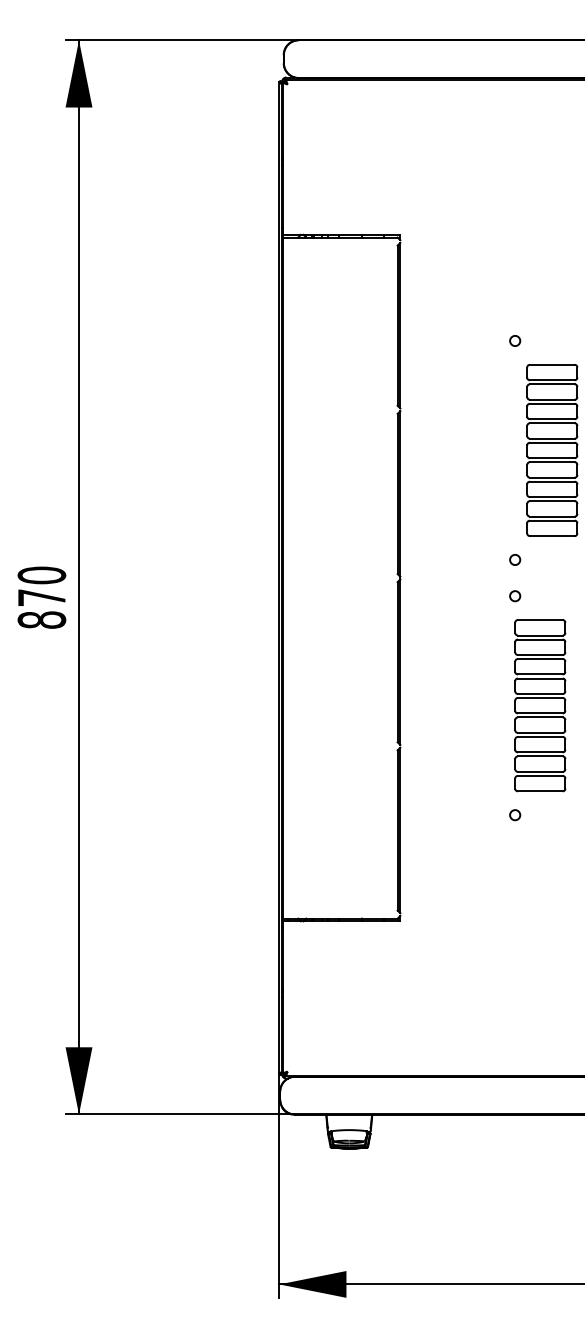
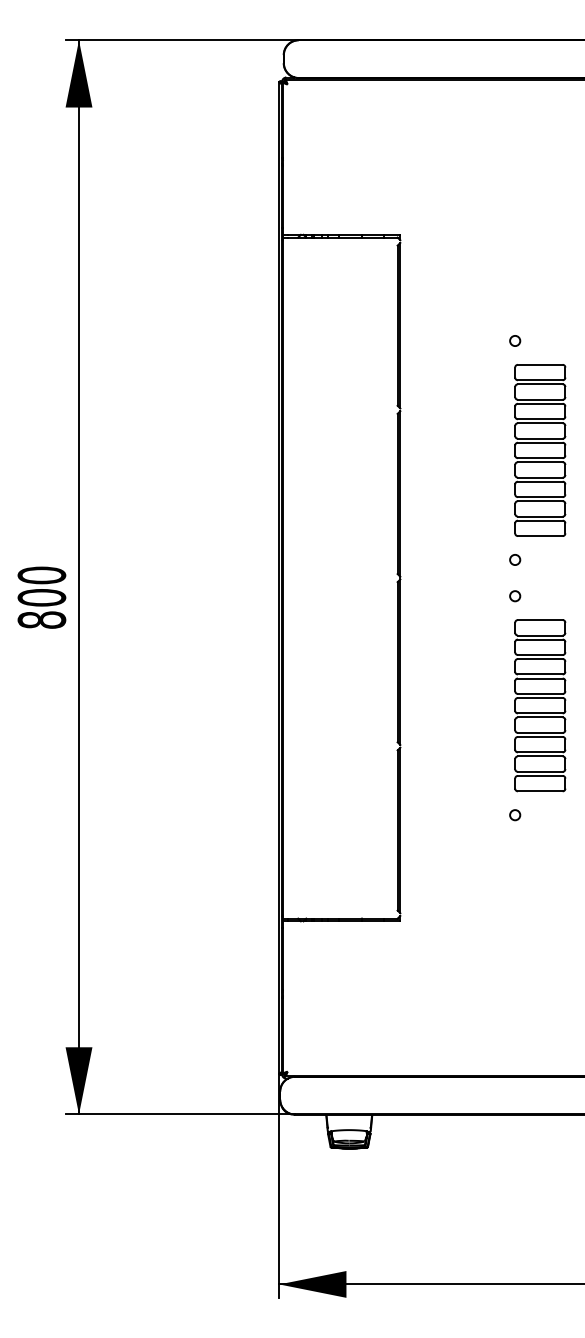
part position: (552, 450) -> (540, 450) (540, 450)
text: 870 -> 800 (41, 597)
